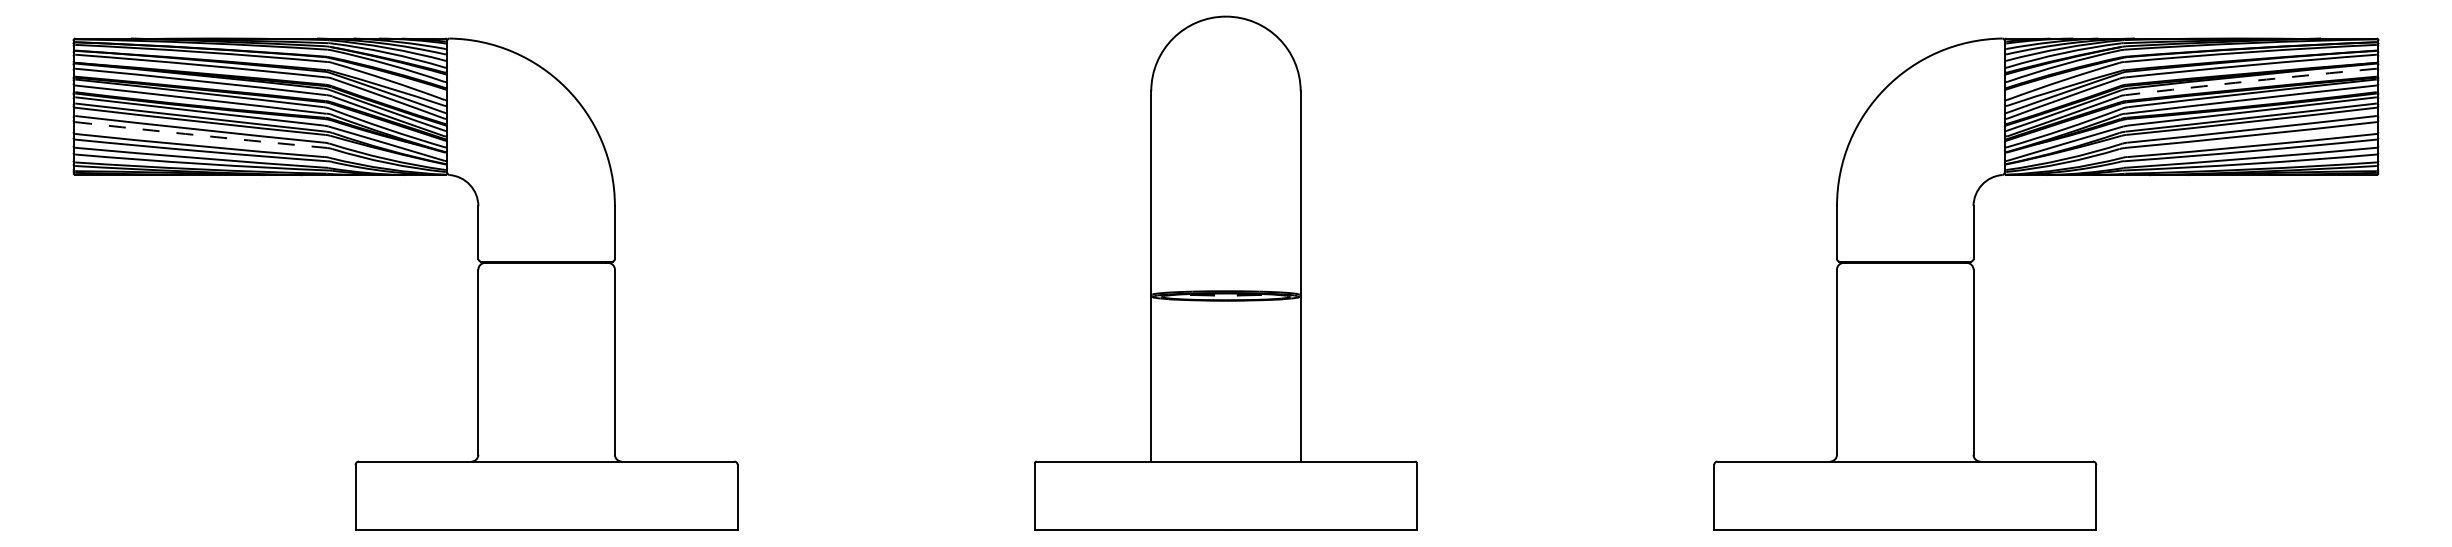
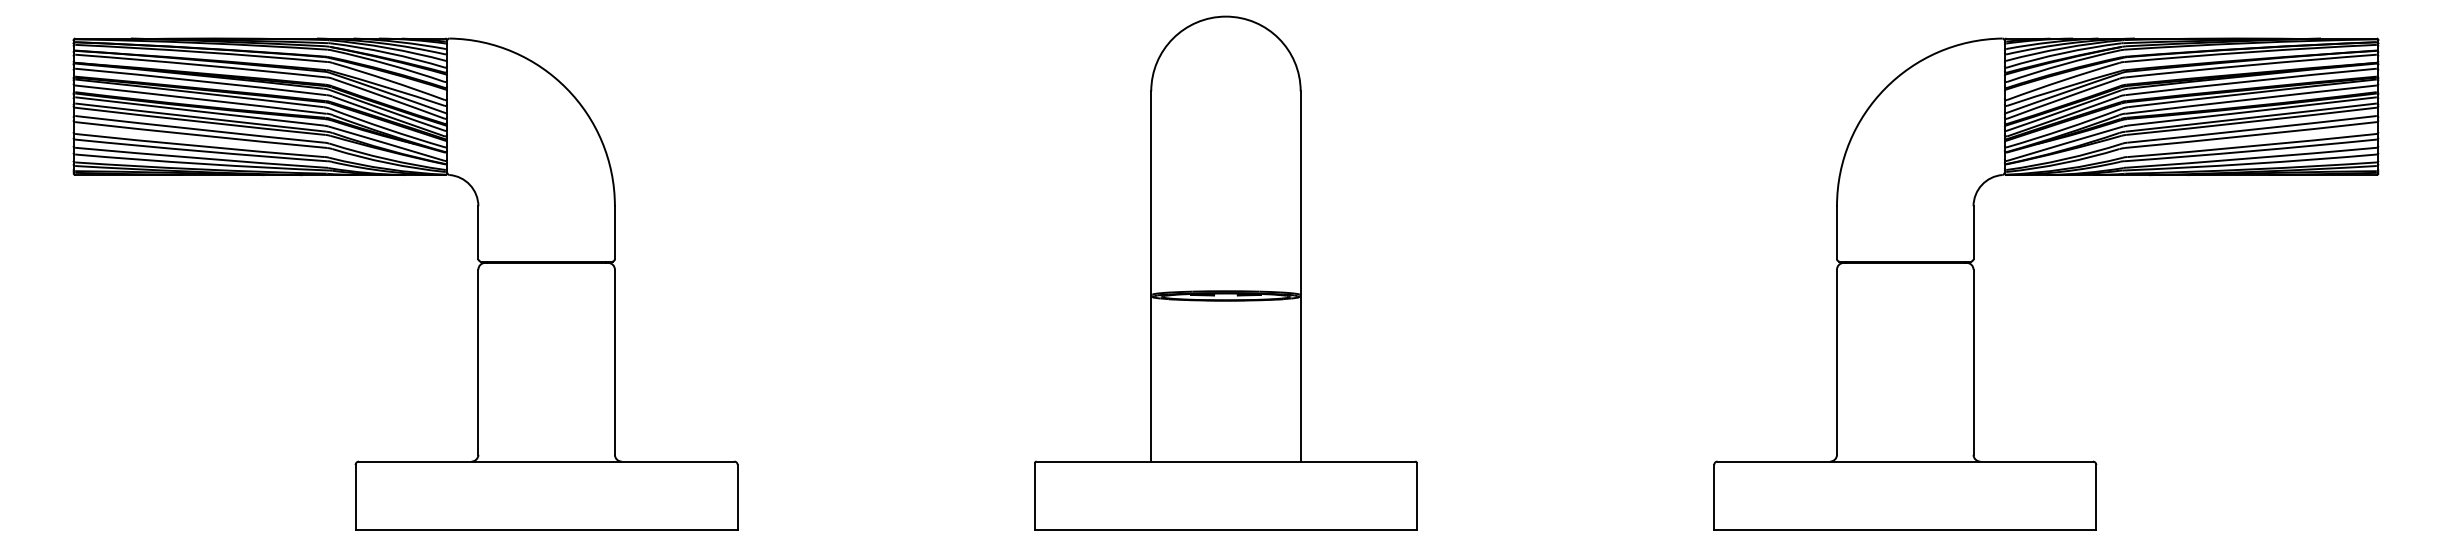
arc: dashed -> solid (2250, 81)
arc: dashed -> solid (201, 135)
